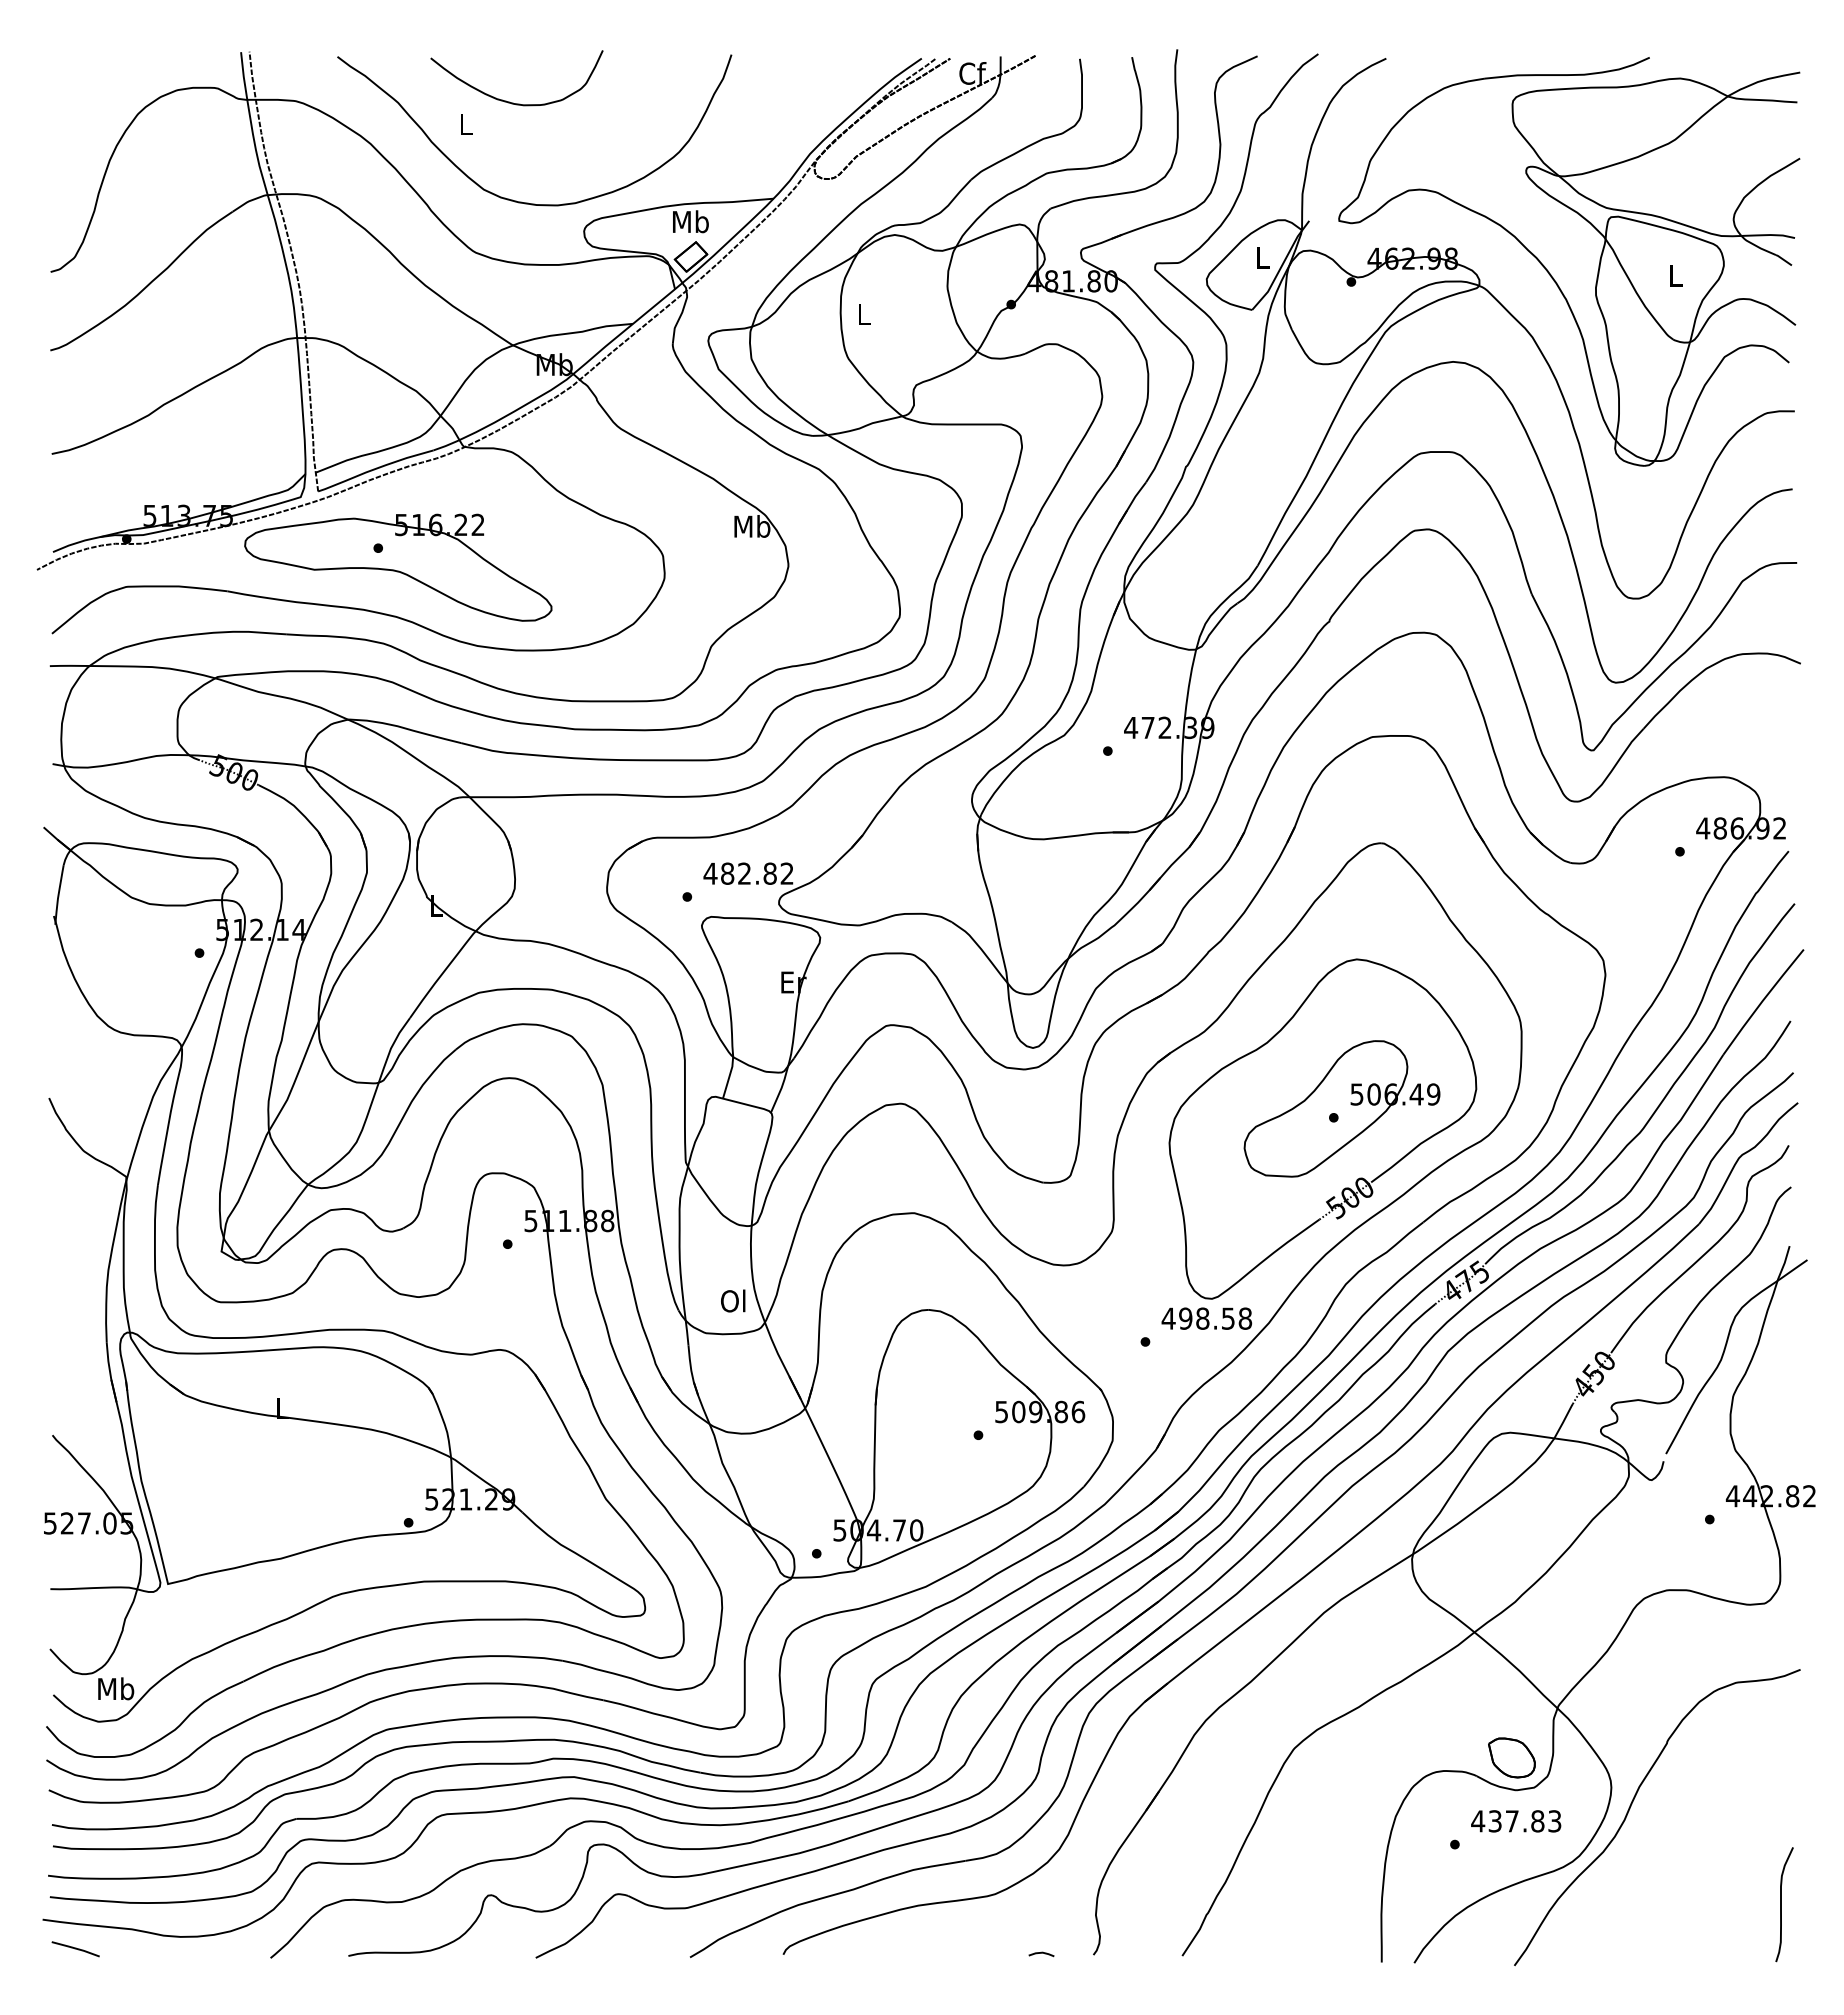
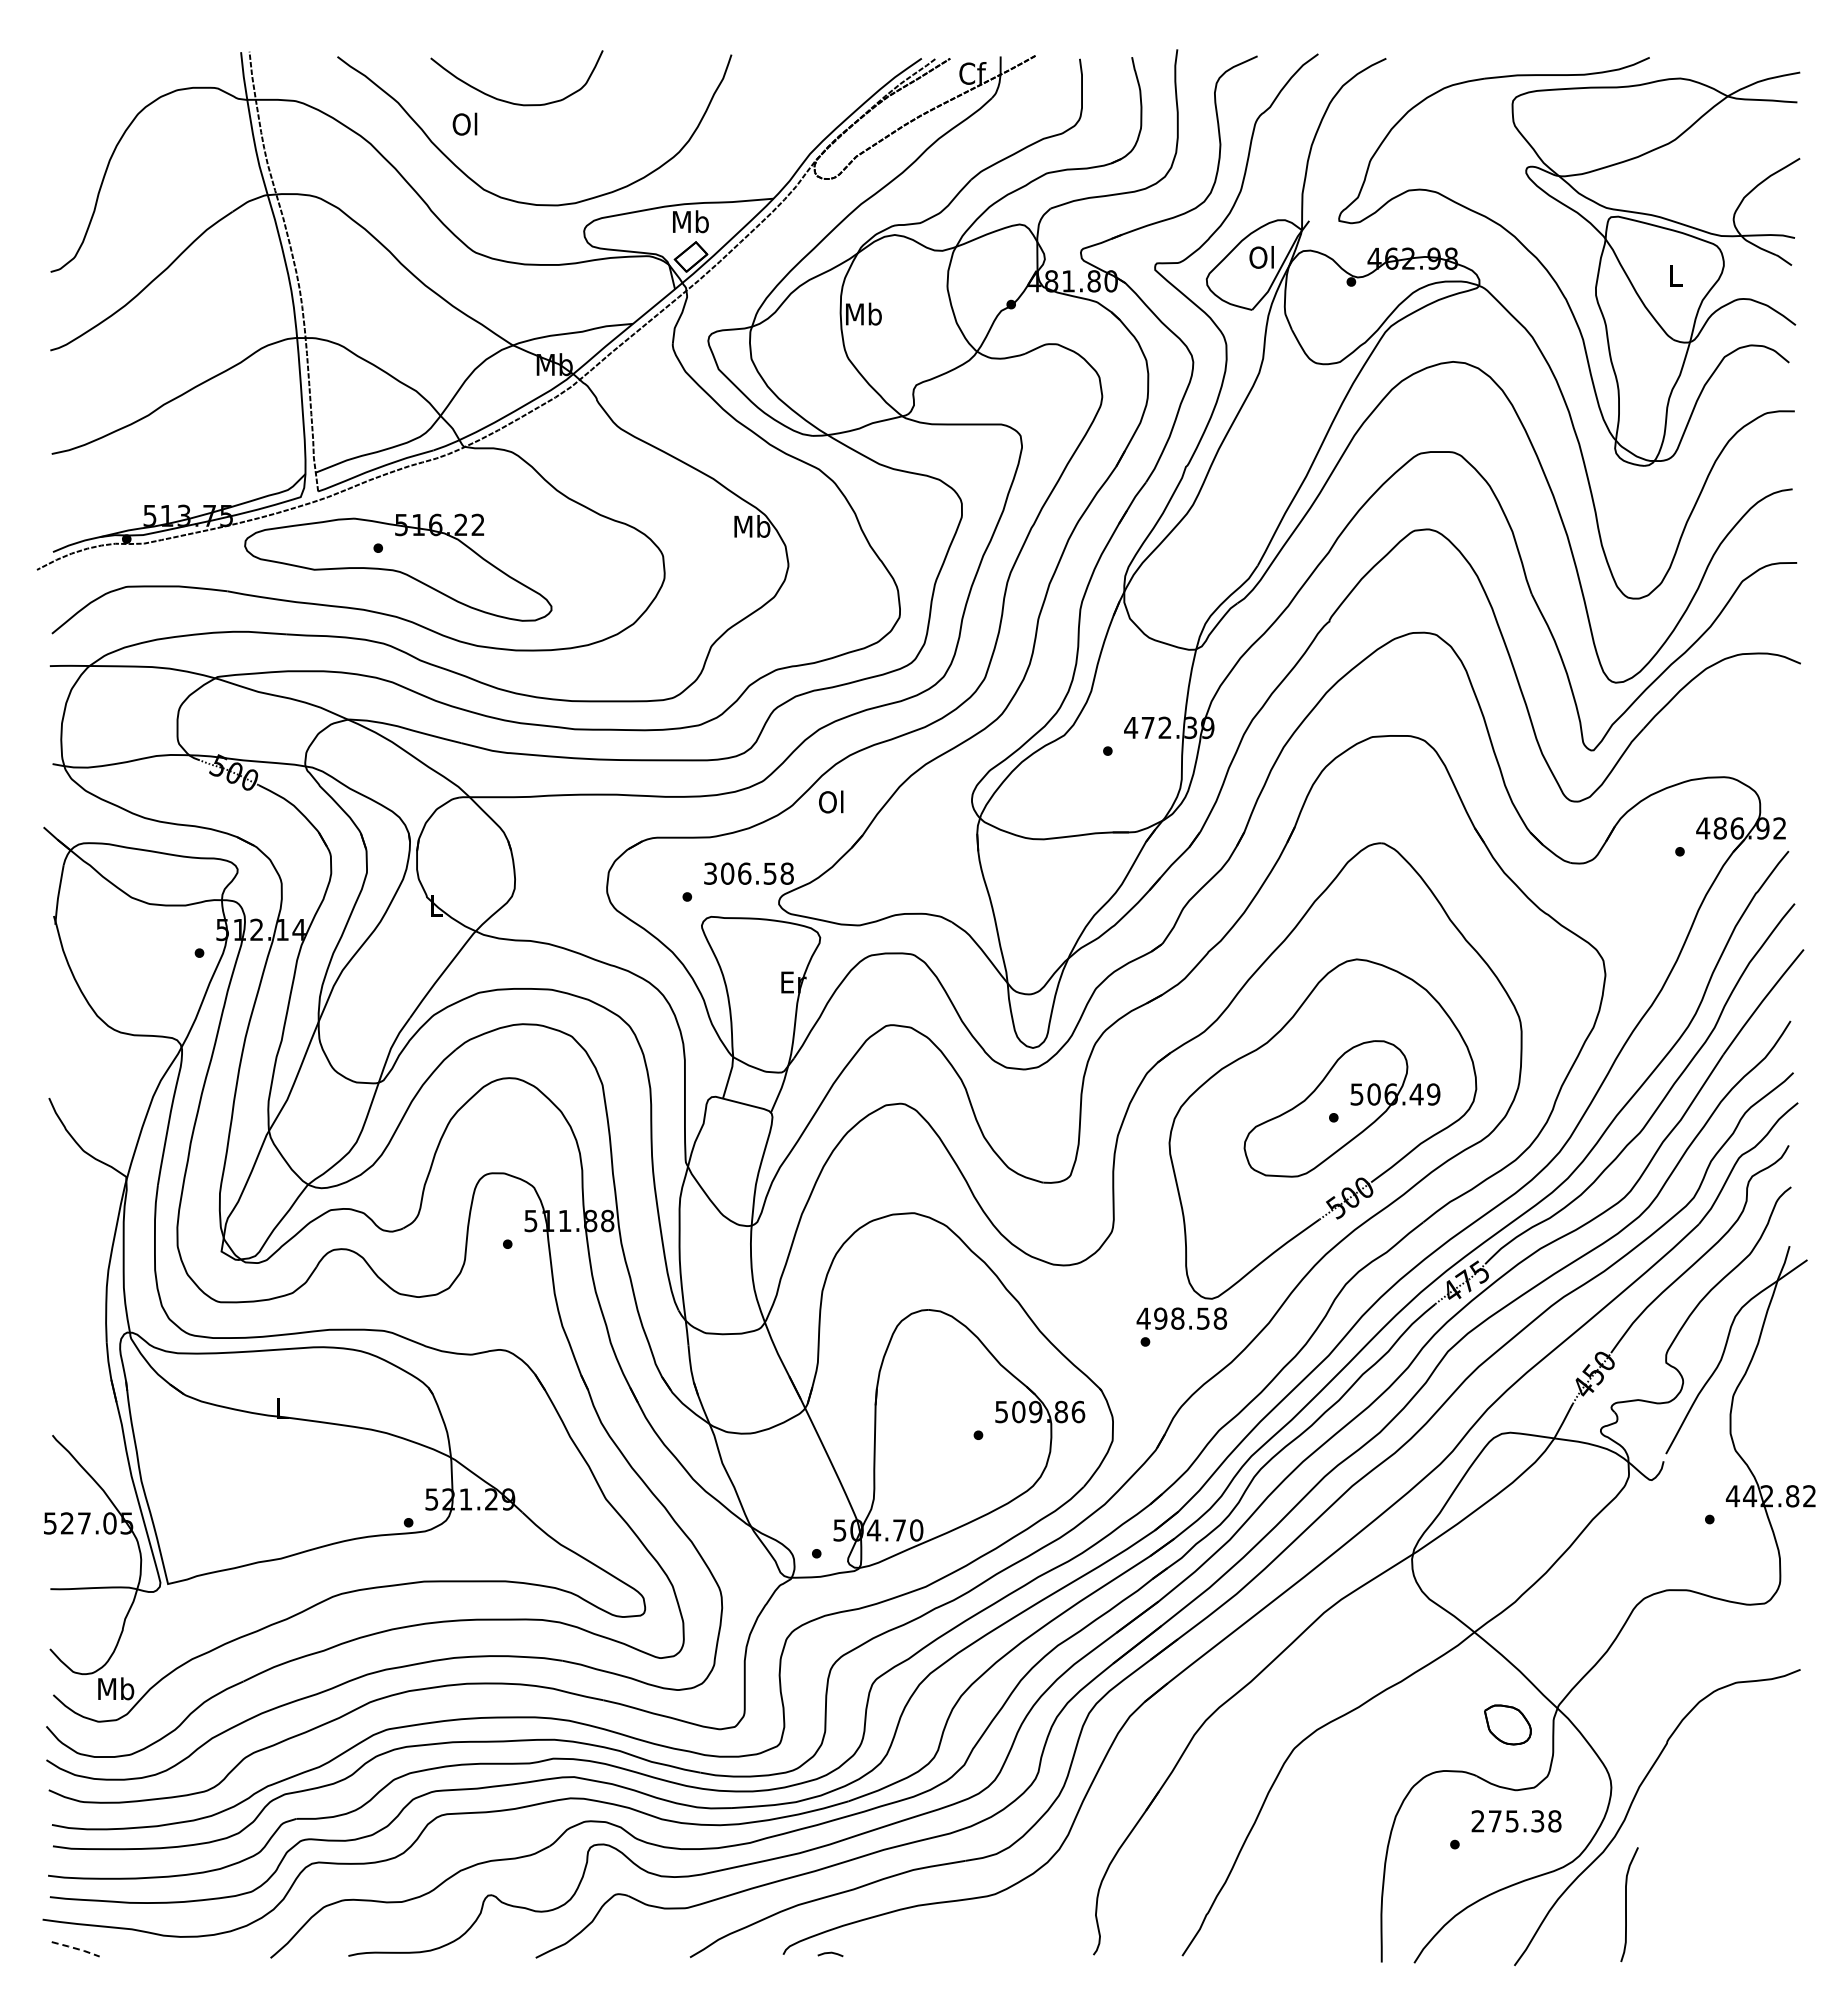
text: L -> Ol (464, 123)
text: L -> Ol (1261, 257)
text: L -> Mb (863, 313)
text: 482.82 -> 306.58 (748, 873)
text position: (733, 1300) -> (831, 801) (831, 801)
text position: (1206, 1318) -> (1181, 1318) (1181, 1318)
part position: (1511, 1757) -> (1507, 1724) (1507, 1724)
text: 437.83 -> 275.38 (1516, 1821)
curve position: (1781, 1904) -> (1626, 1904) (1626, 1904)
line: solid -> dashed (75, 1948)
line position: (1041, 1953) -> (830, 1953) (830, 1953)
